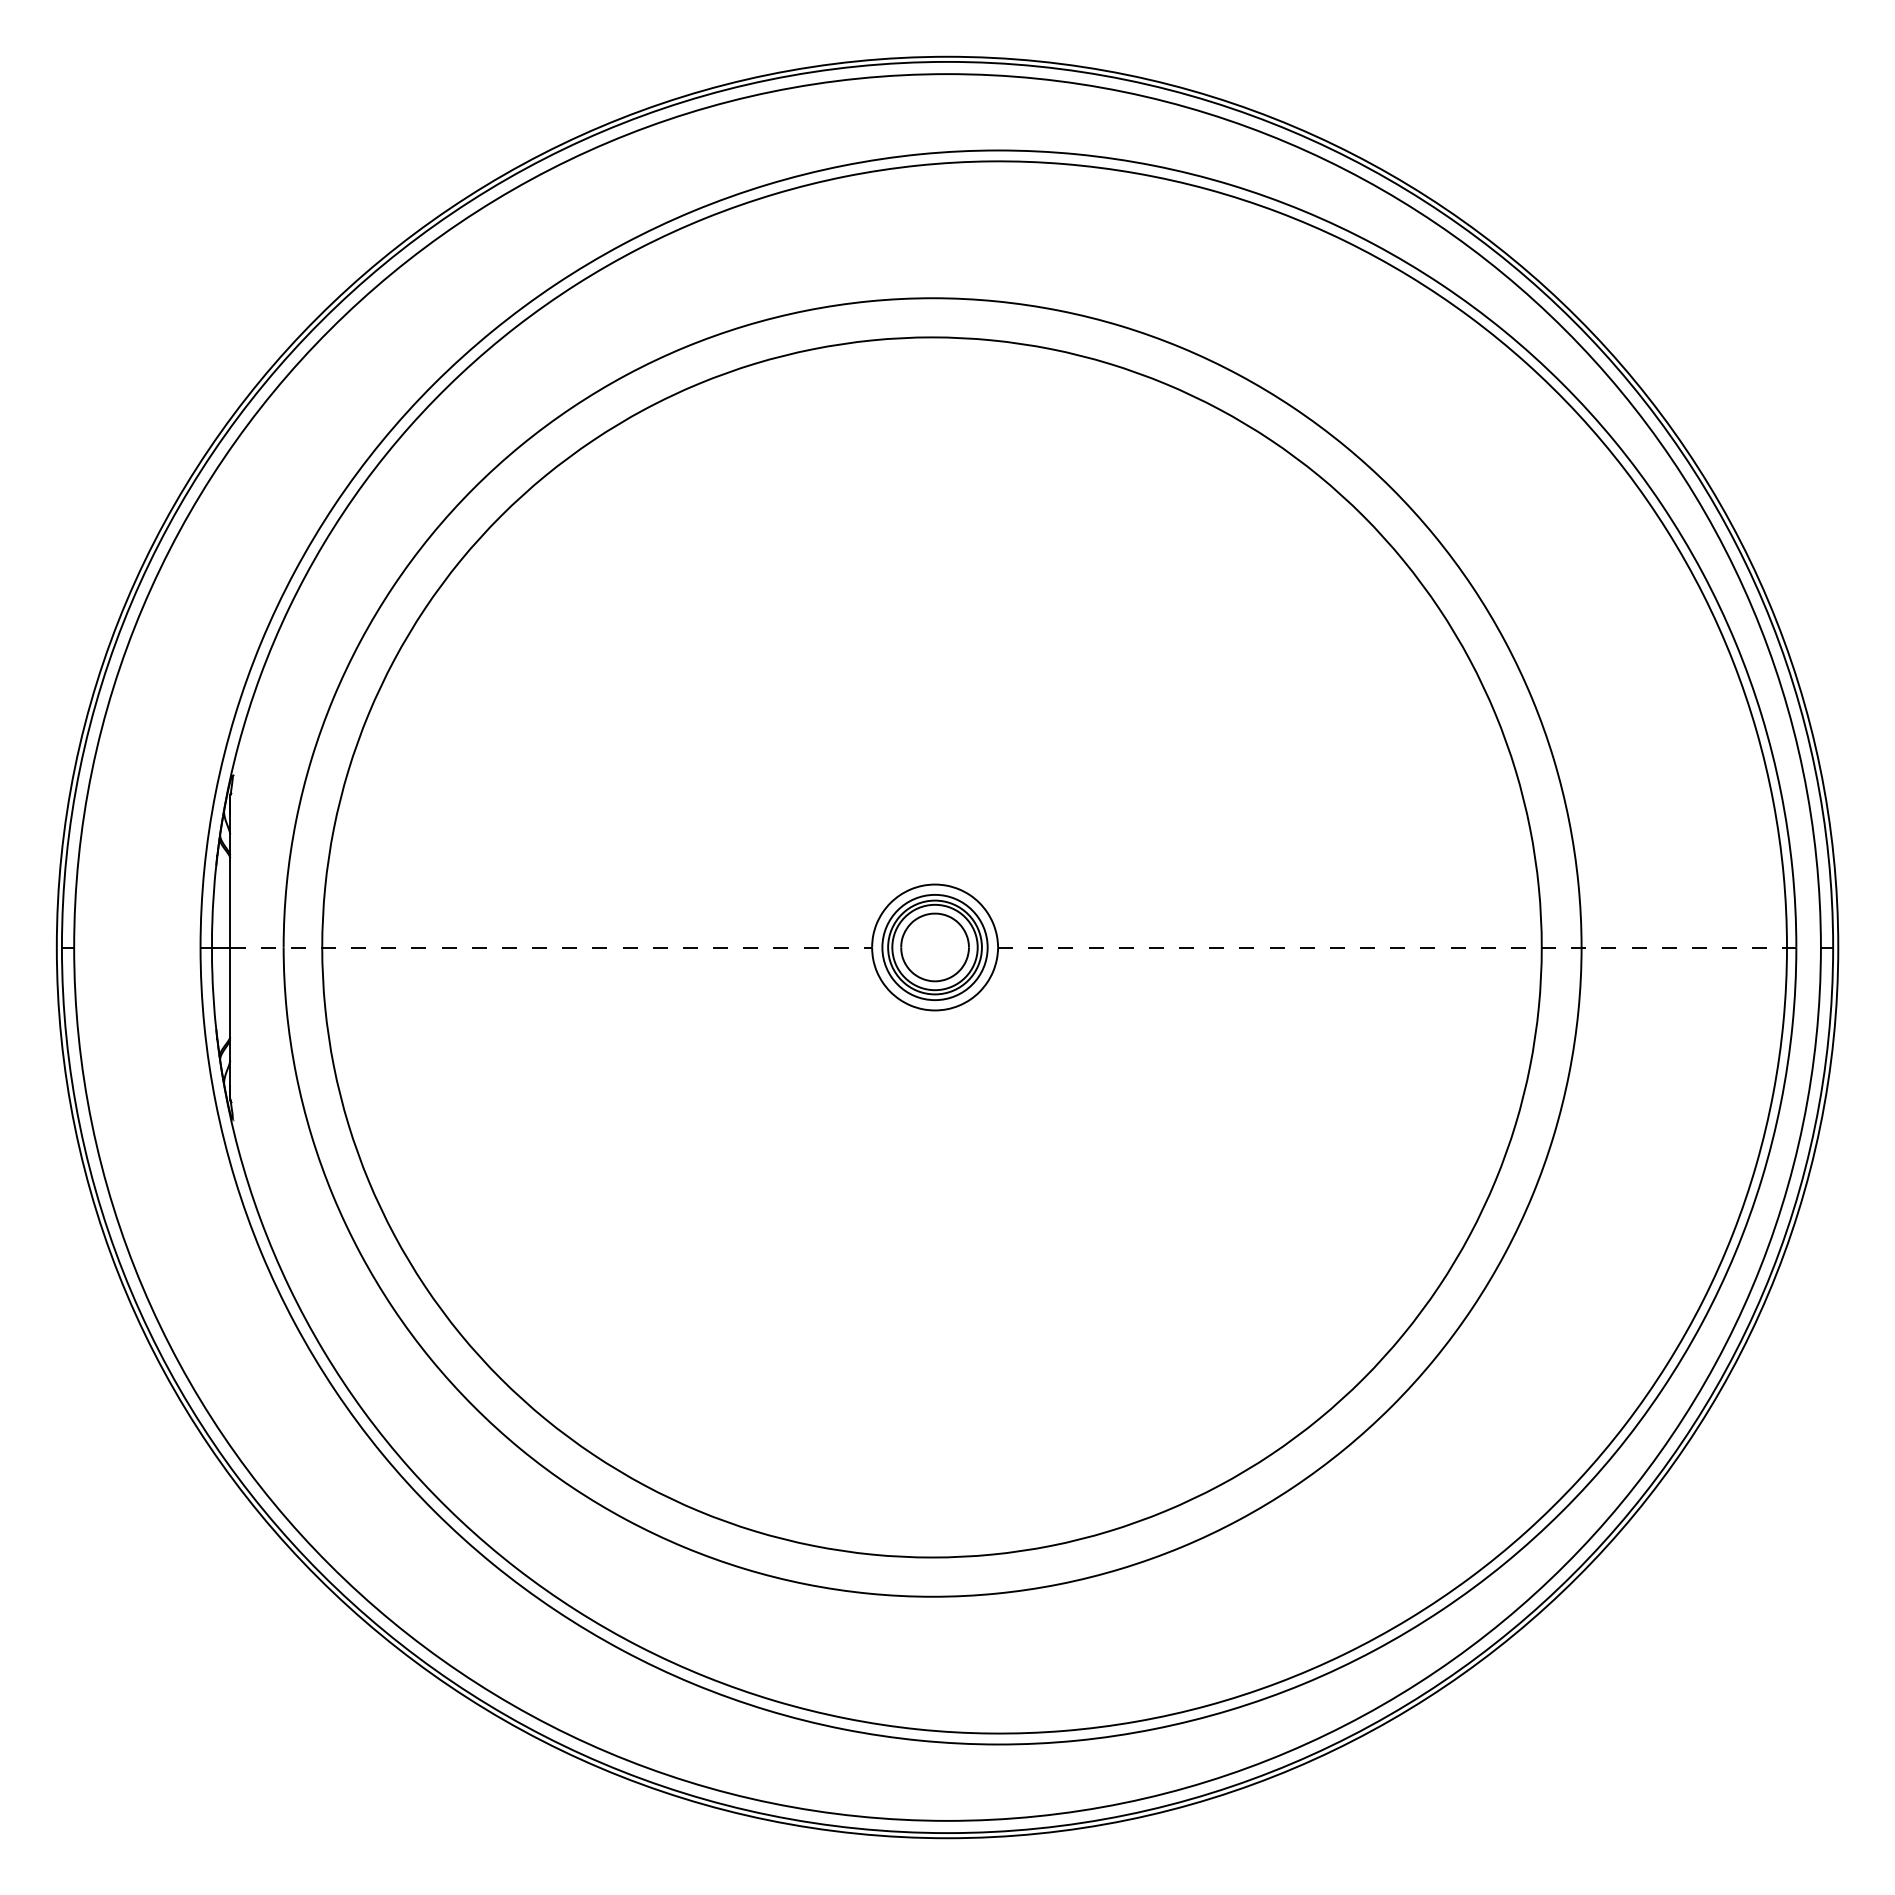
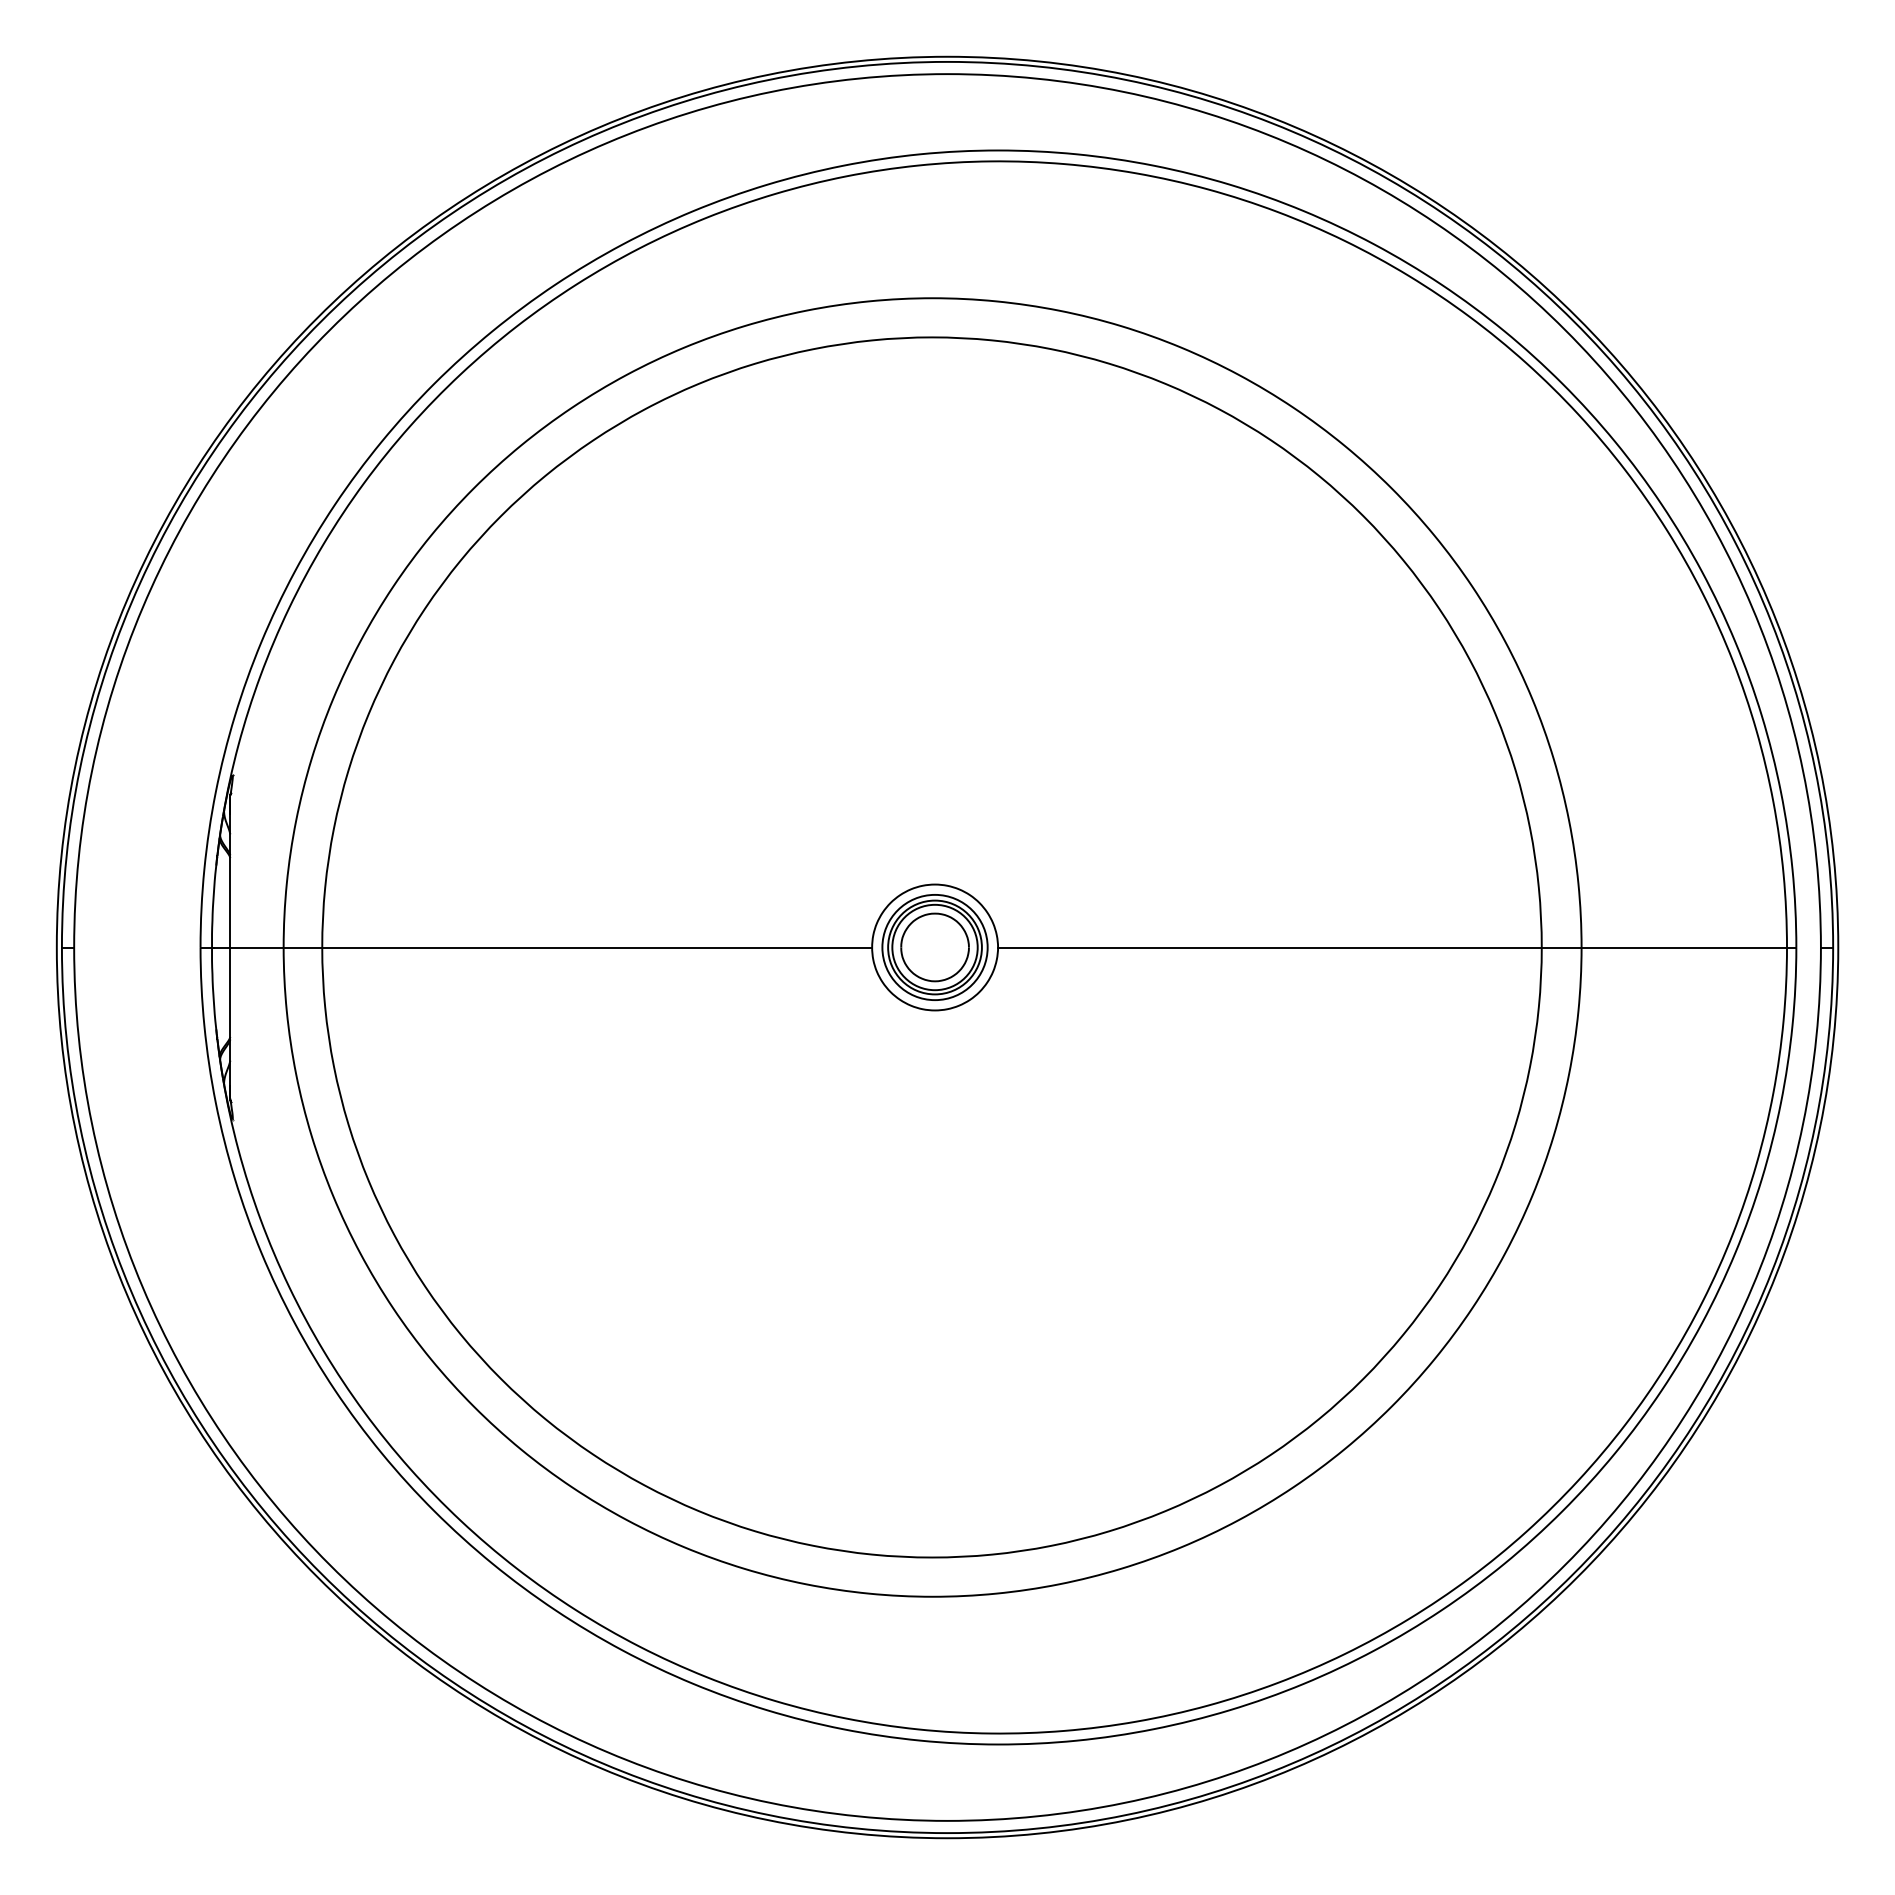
line: dashed -> solid (551, 947)
line: dashed -> solid (1397, 947)
